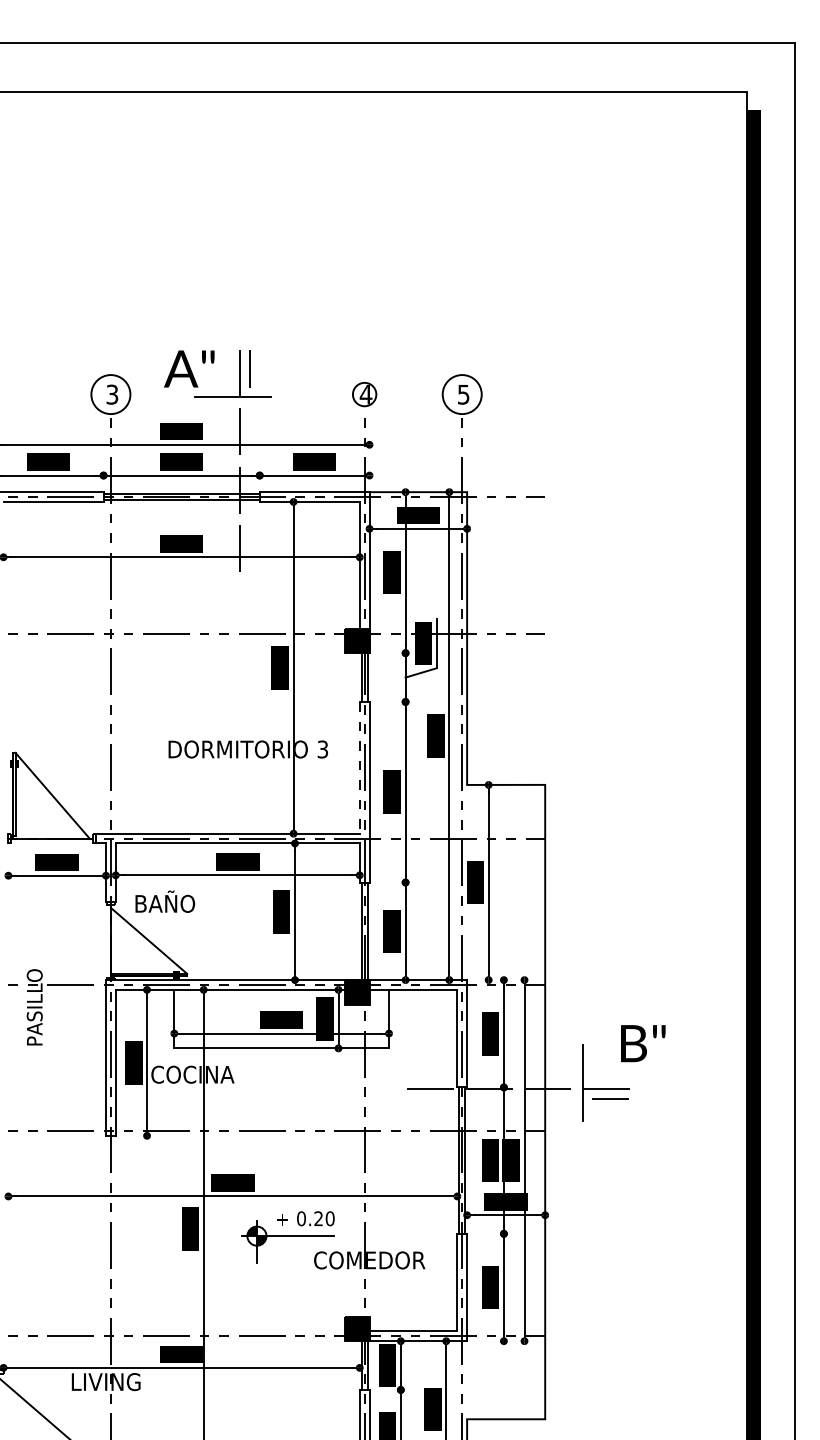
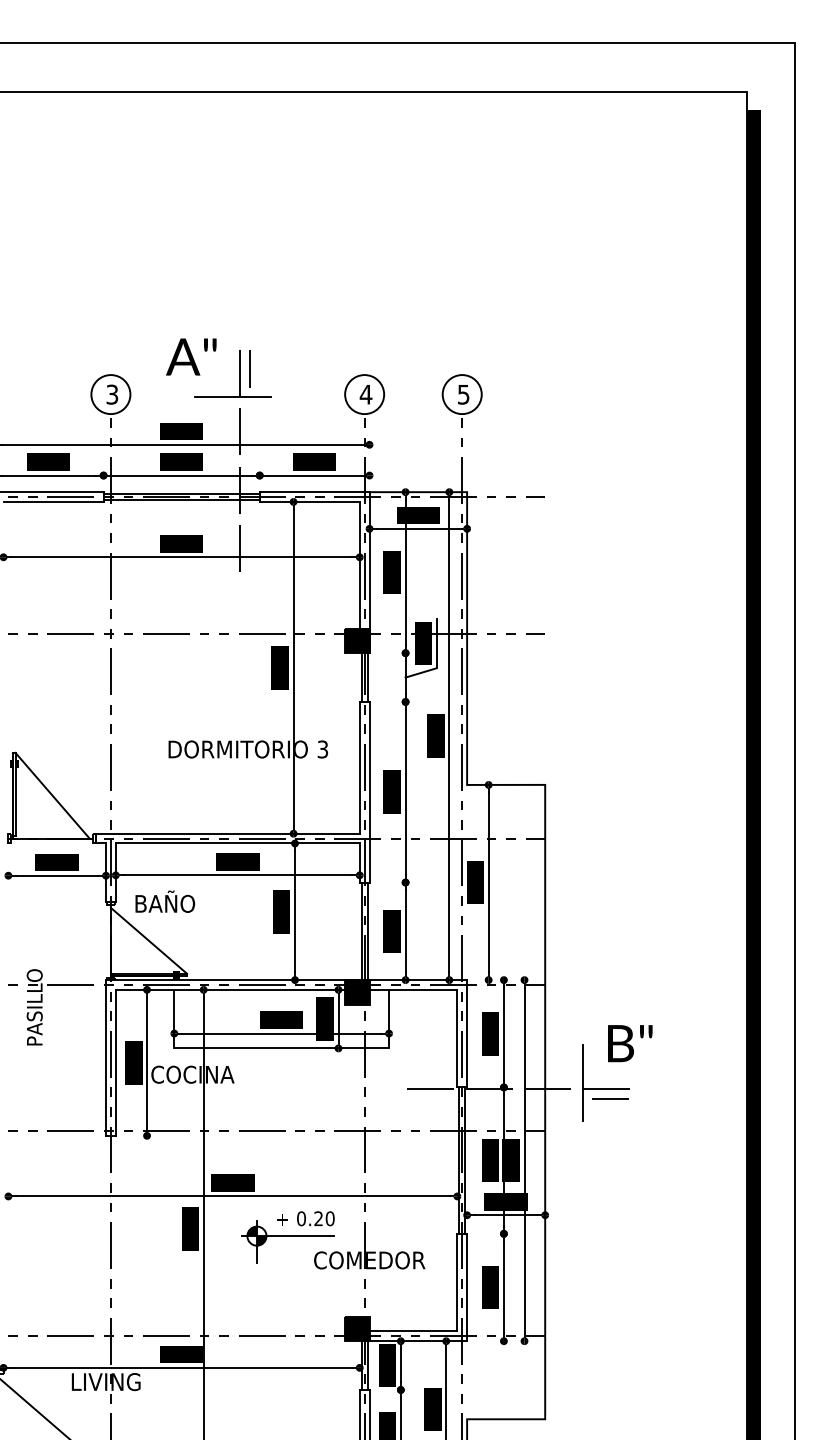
text position: (189, 368) -> (191, 356) (191, 356)
circle diameter: 23 px -> 39 px (364, 394)
line: dashed -> solid (359, 767)
text position: (643, 1043) -> (630, 1043) (630, 1043)
